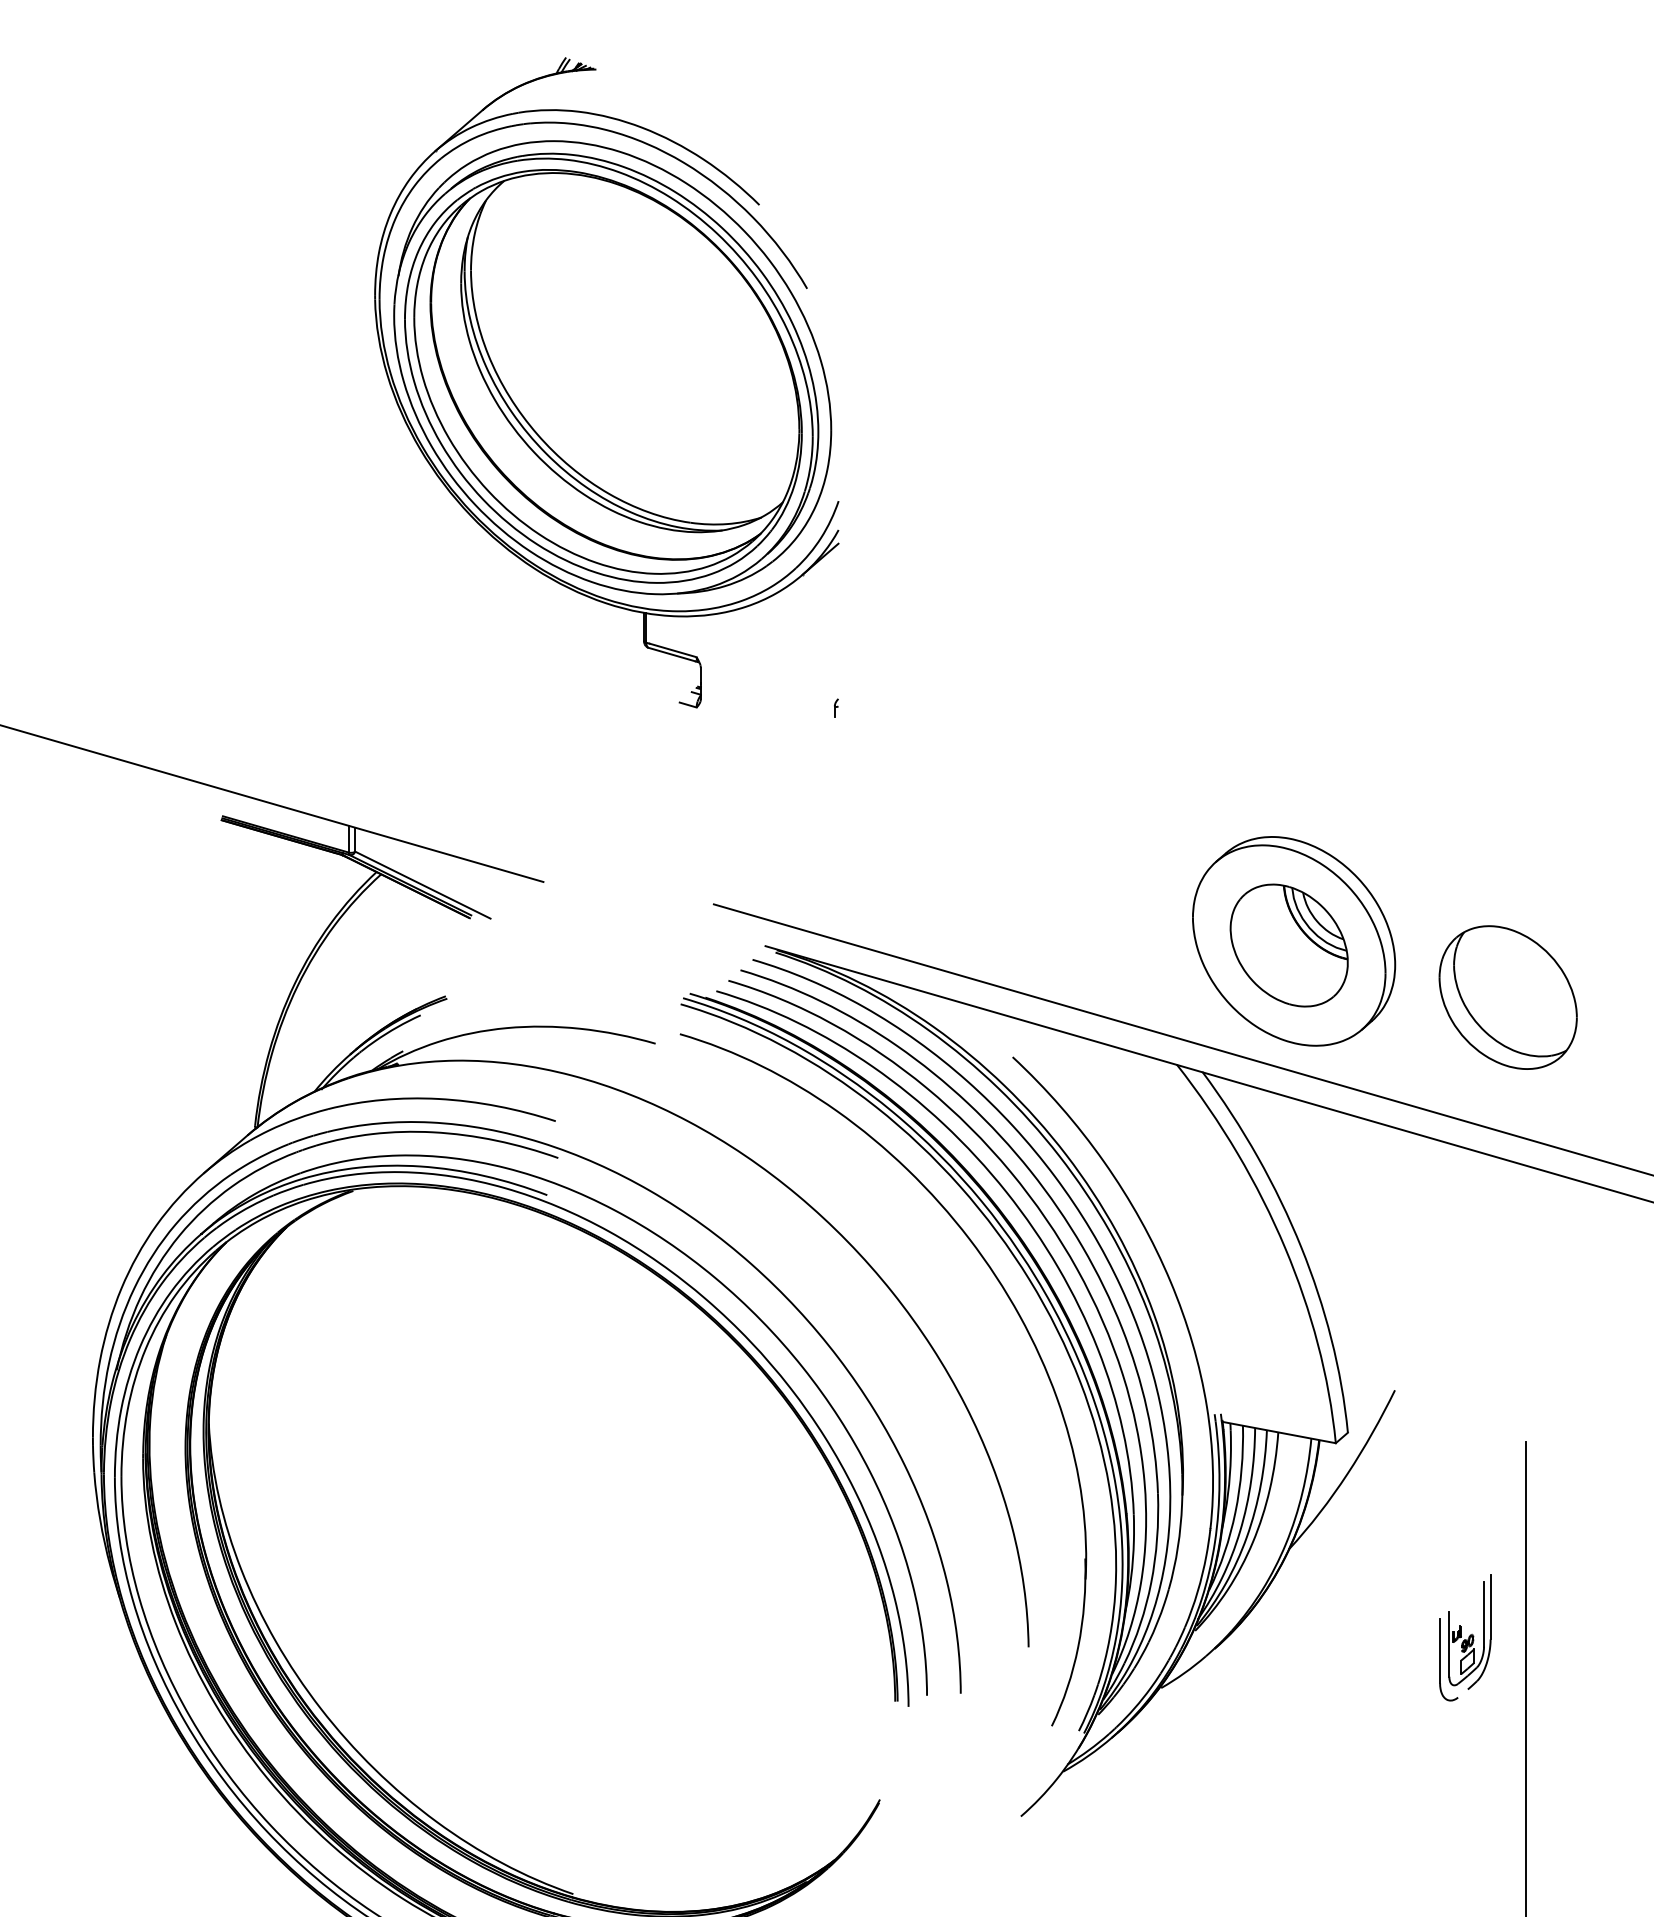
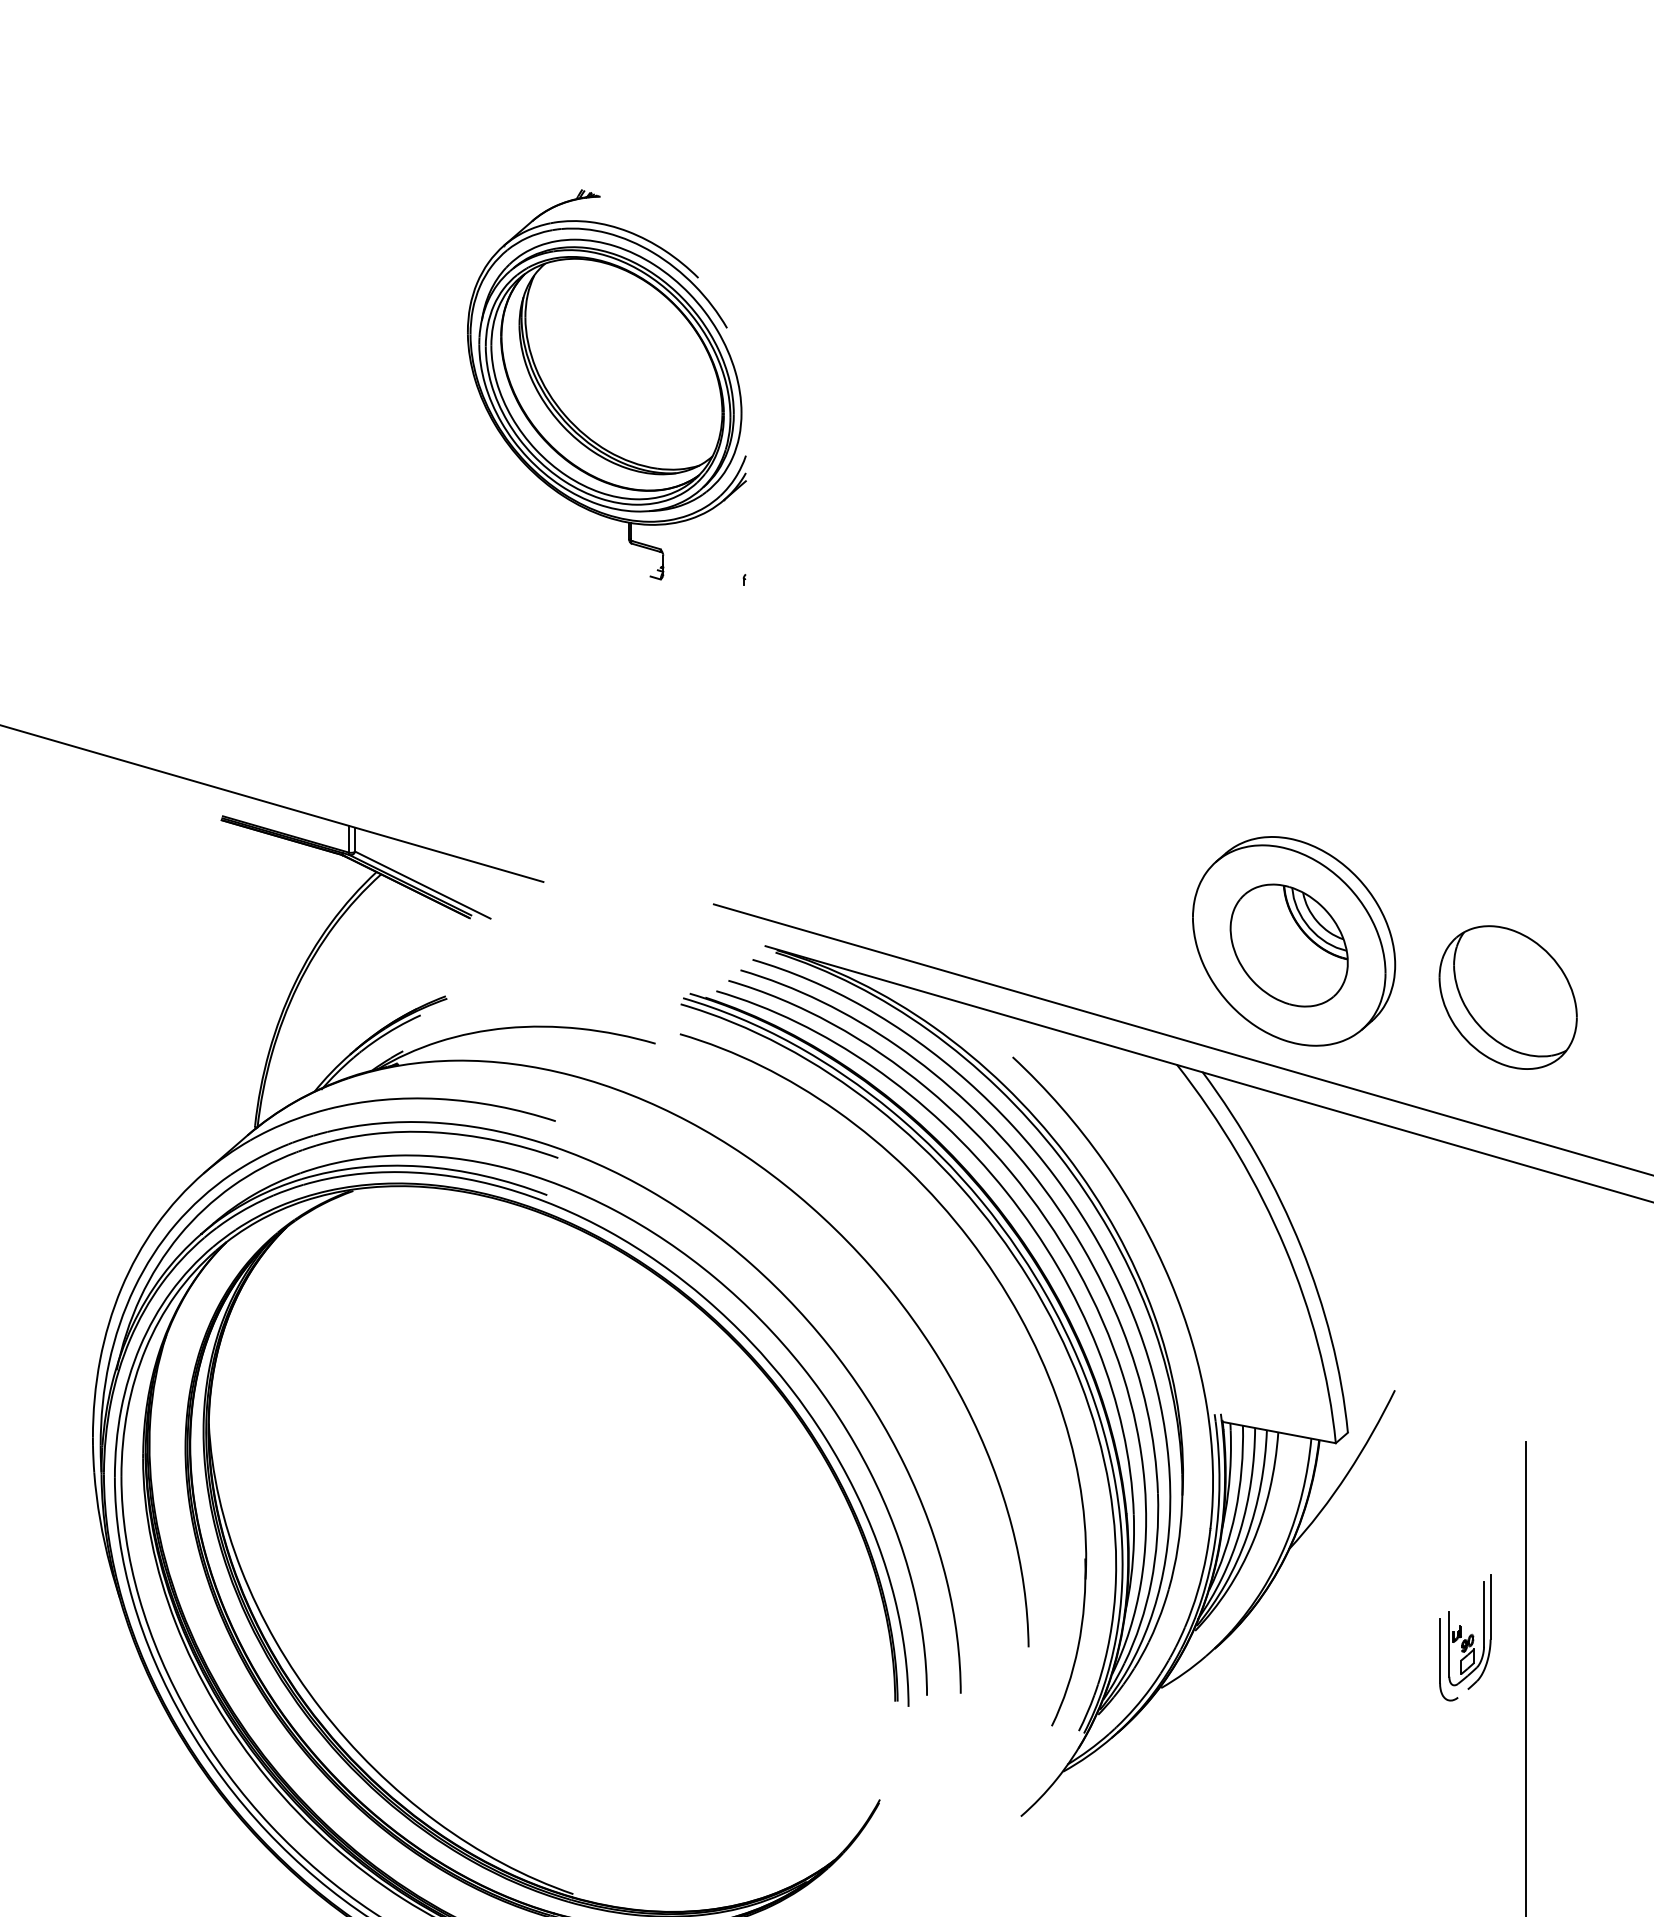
part size: 466x661 px -> 280x397 px (606, 387)
